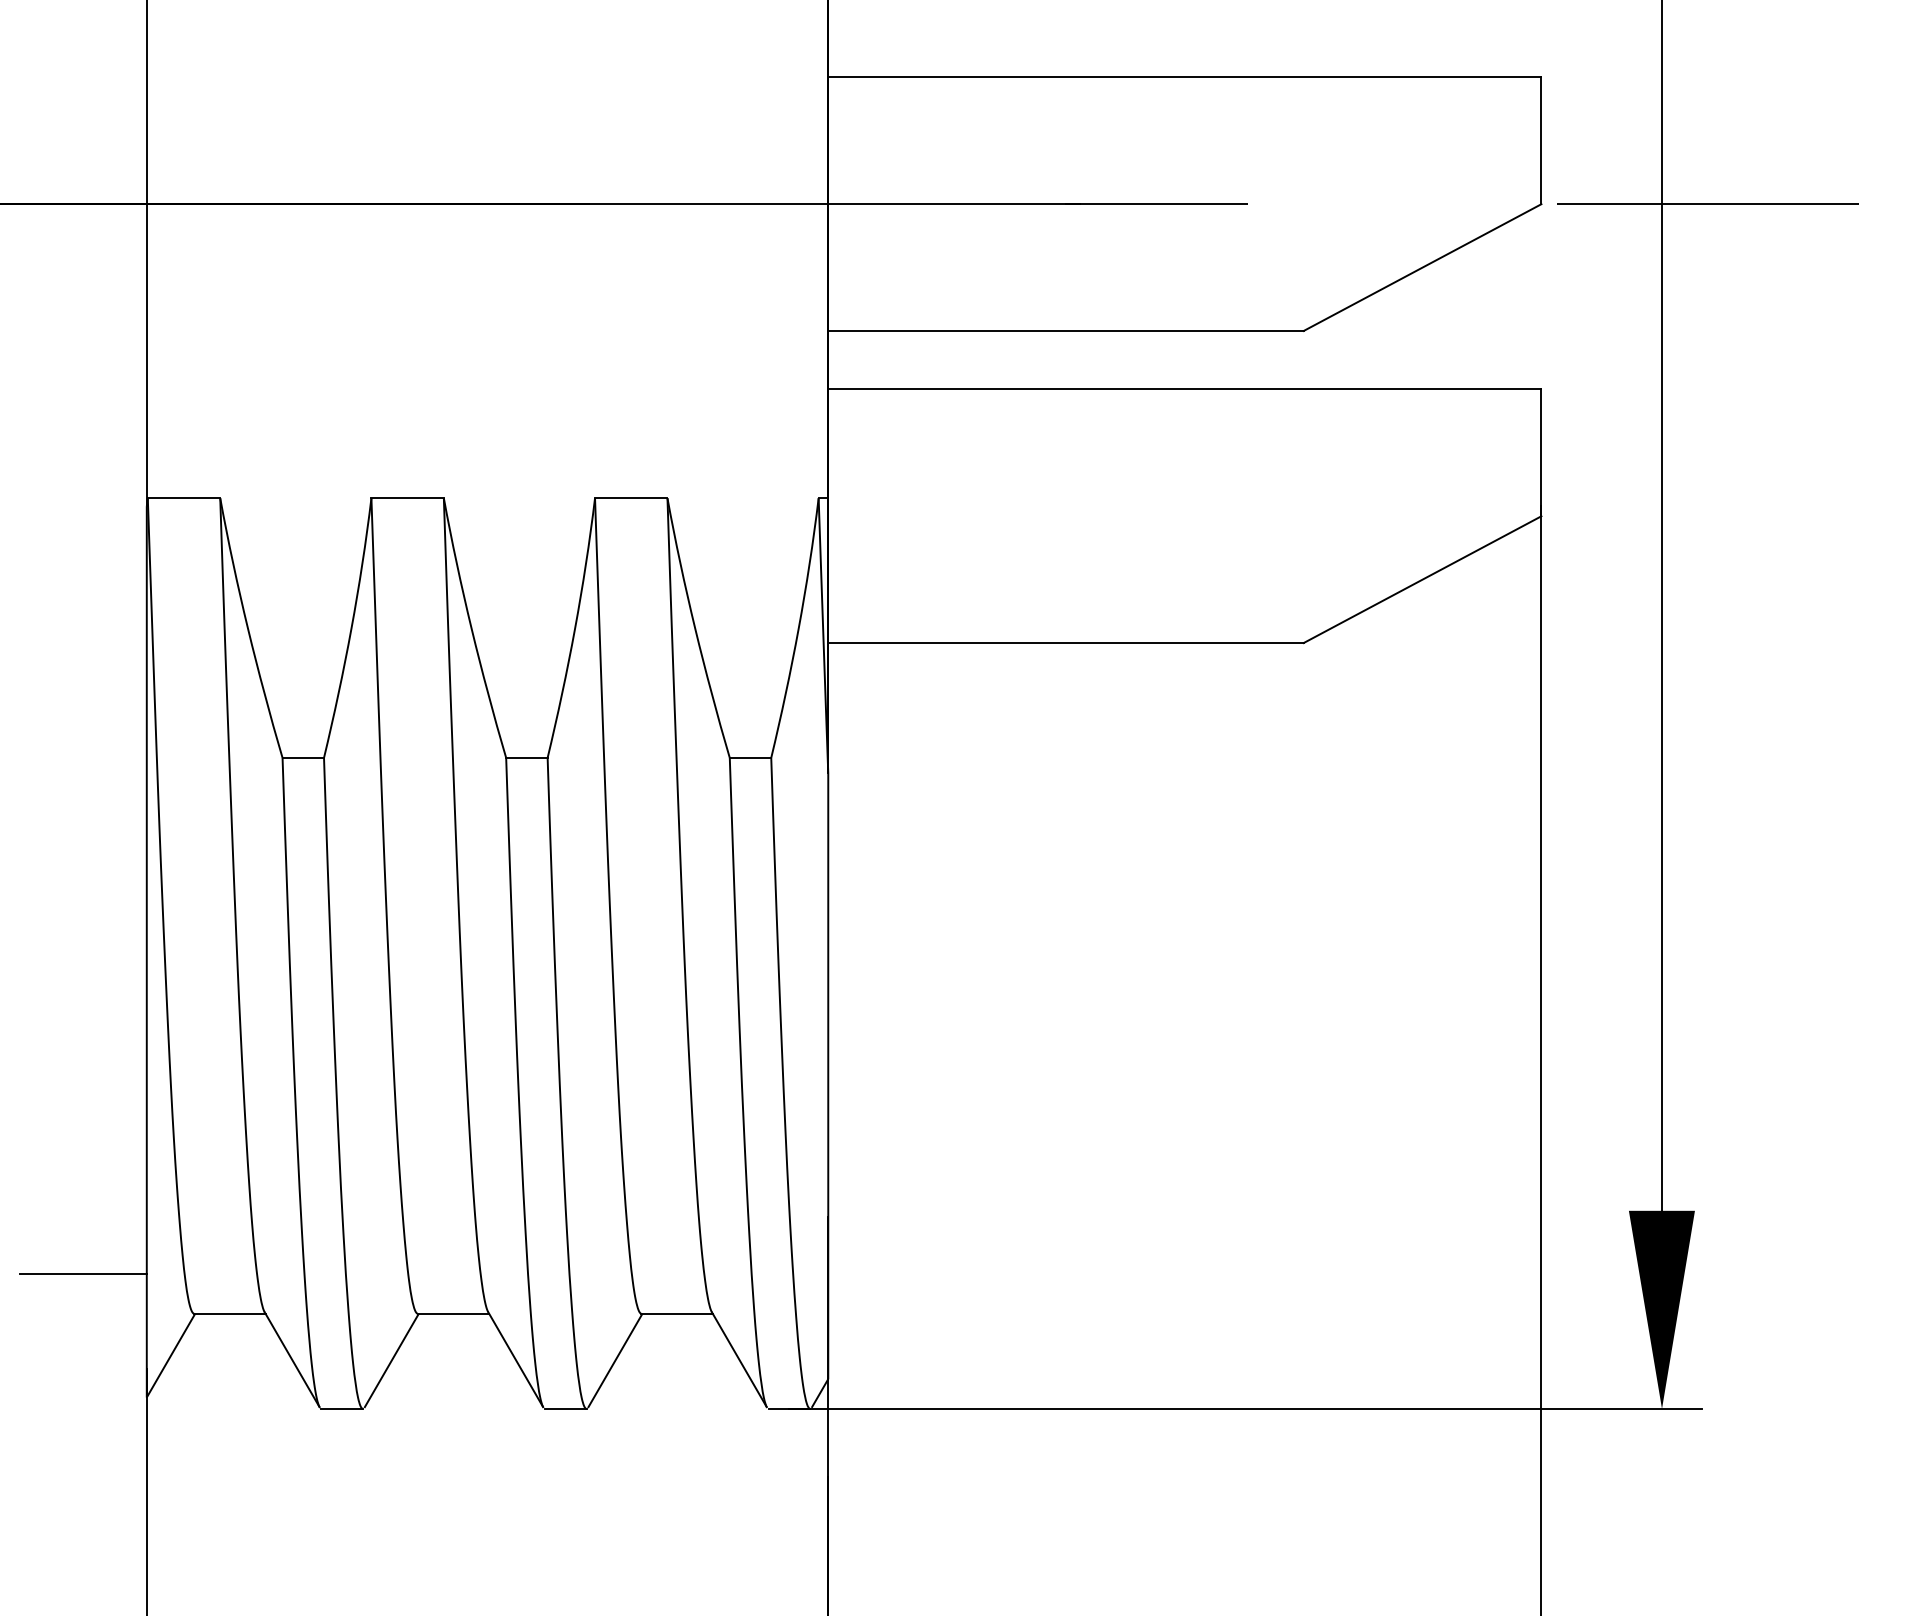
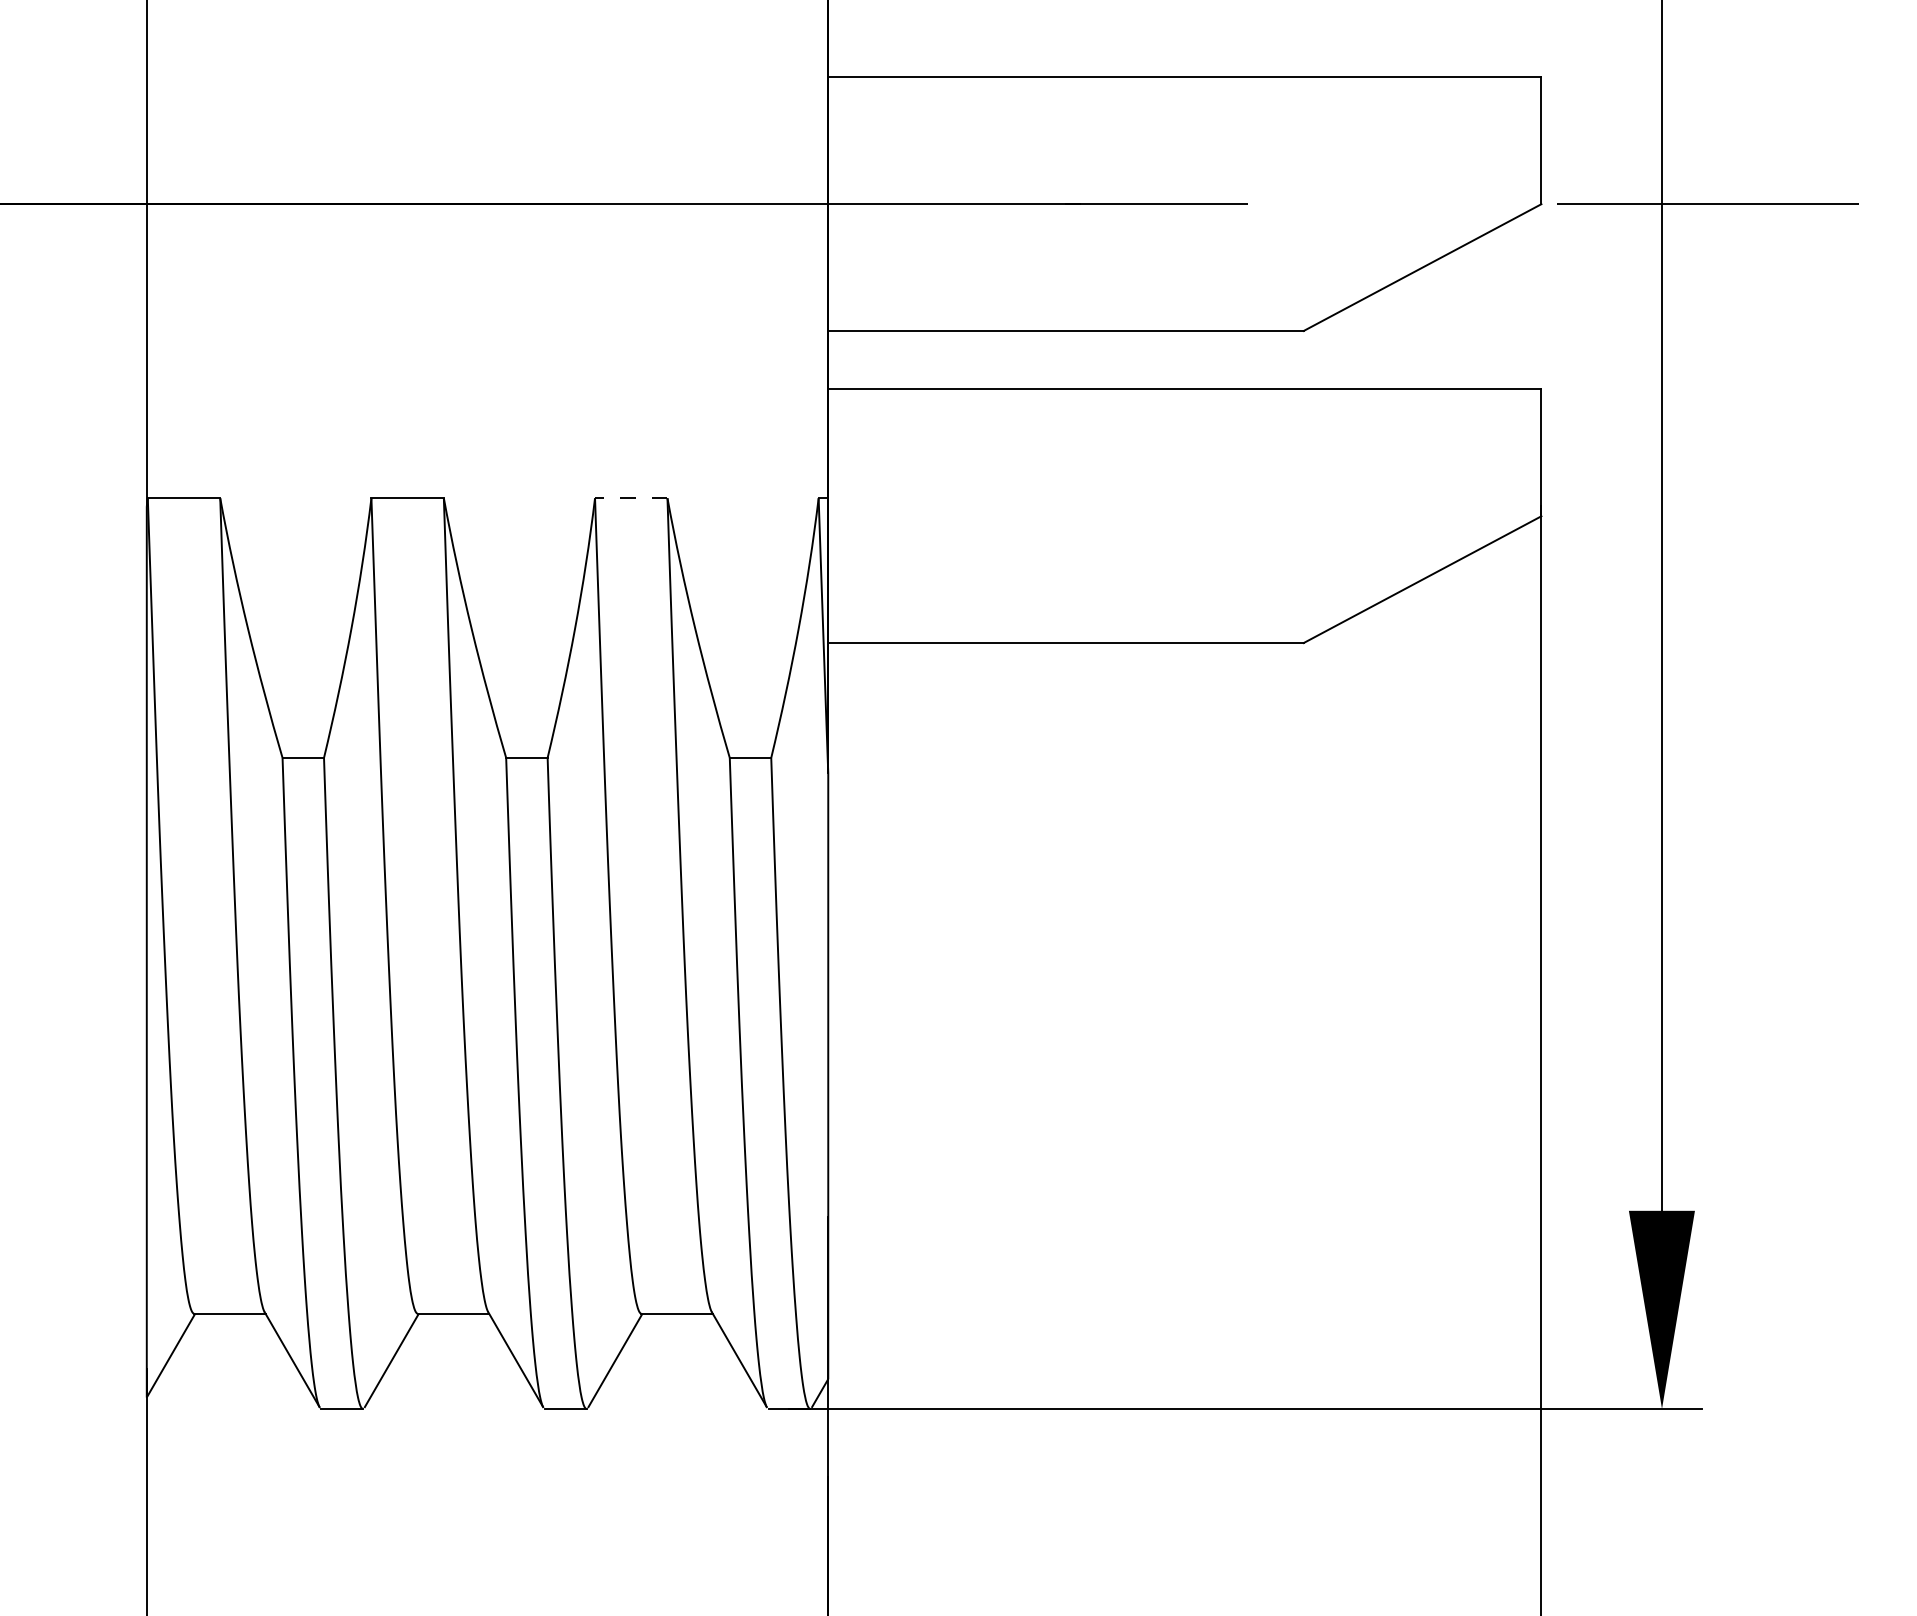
line: solid -> dashed (630, 498)
line: present -> none (83, 1274)
